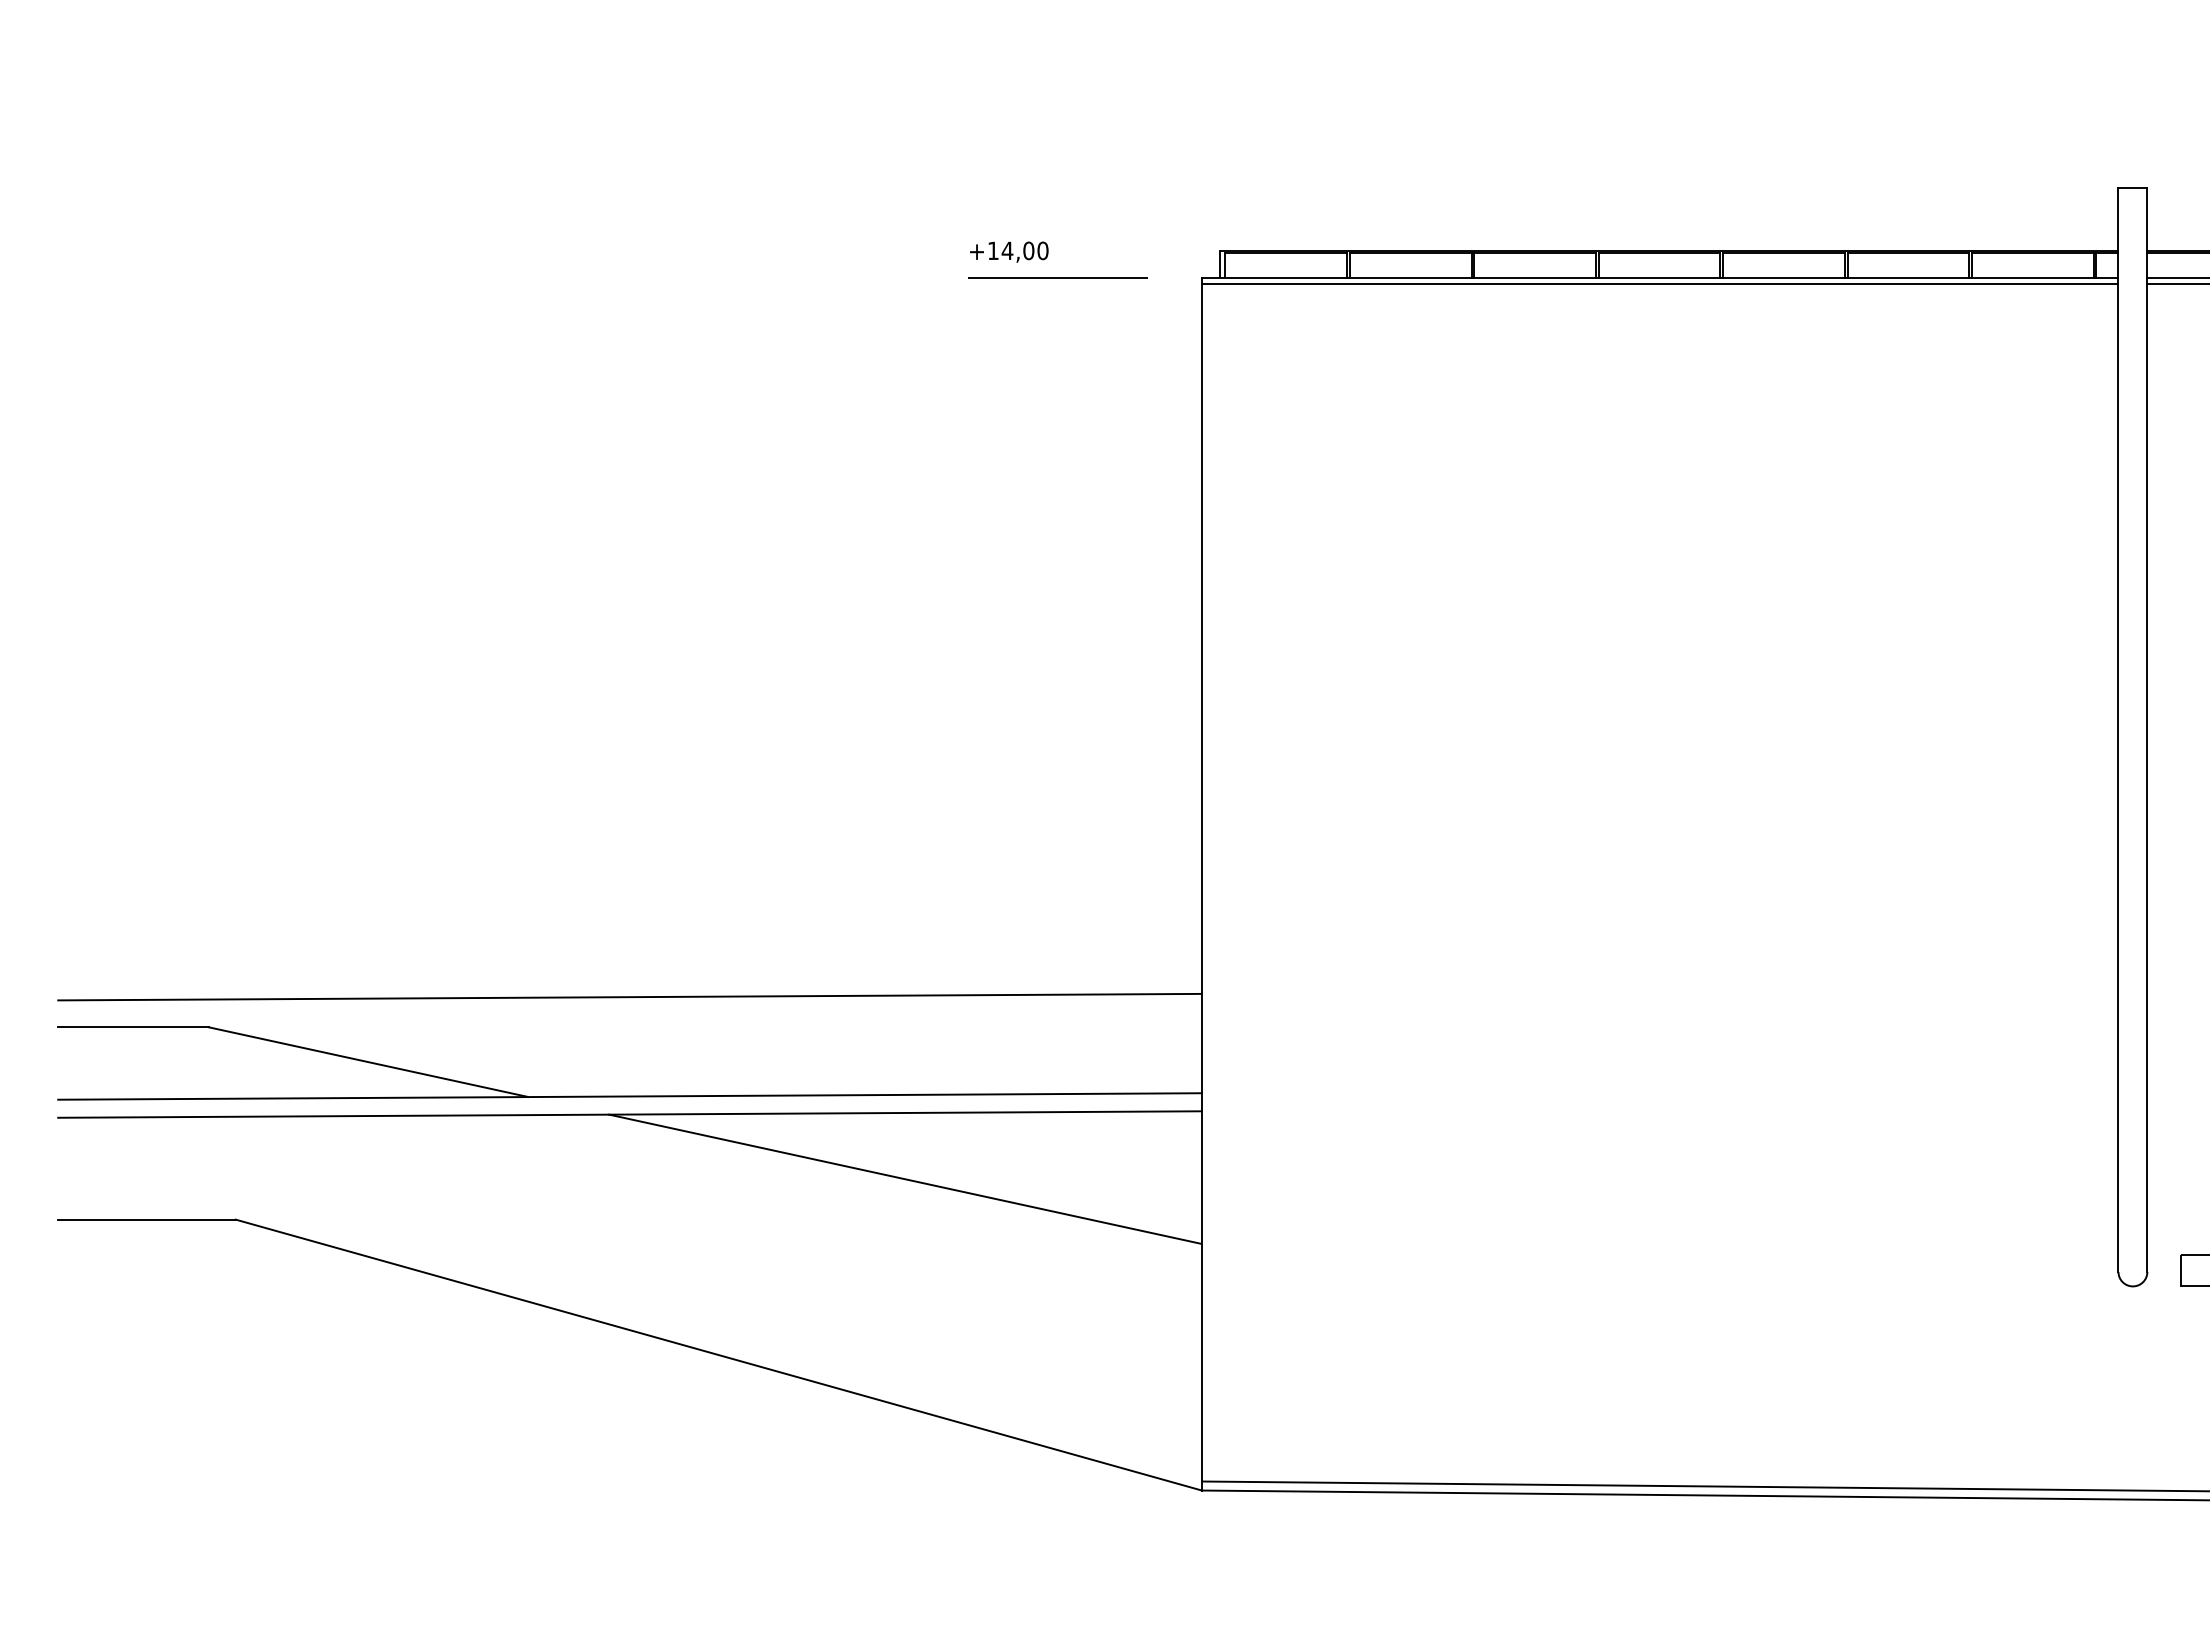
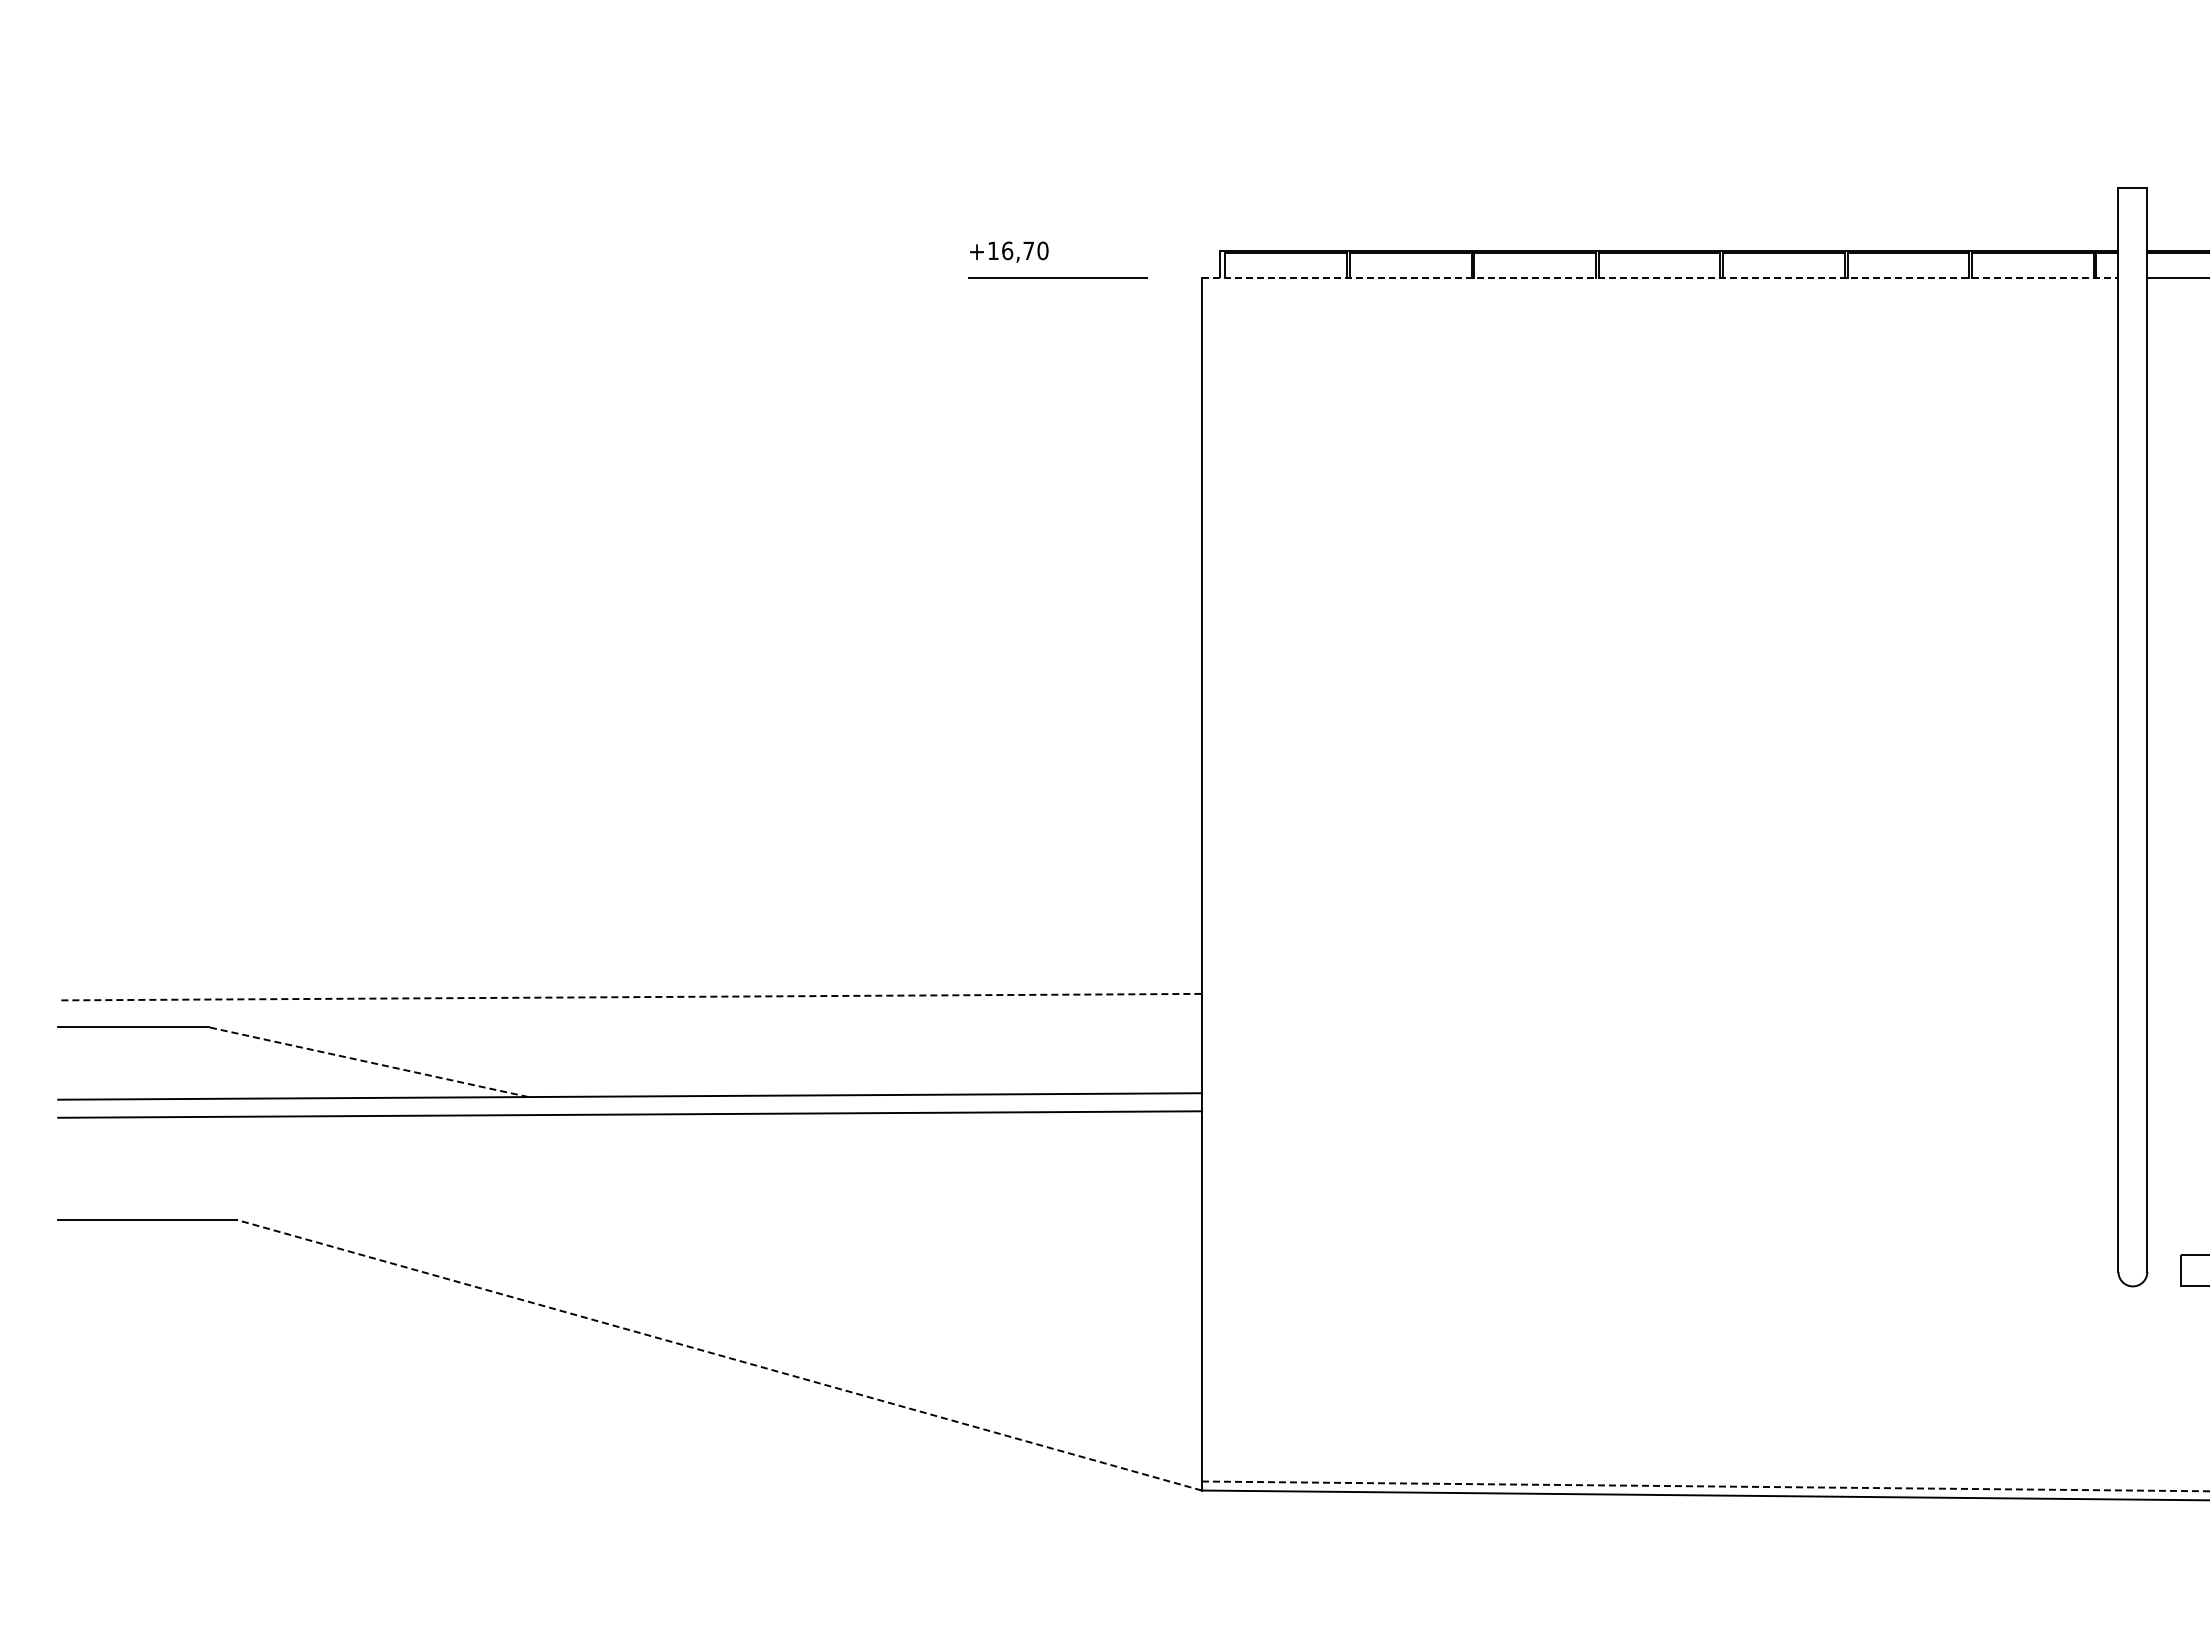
text: +14,00 -> +16,70 (1017, 250)
line: solid -> dashed (1660, 277)
line: present -> none (1659, 284)
line: present -> none (2176, 284)
line: solid -> dashed (629, 997)
line: solid -> dashed (368, 1062)
line: present -> none (905, 1178)
line: solid -> dashed (718, 1355)
line: solid -> dashed (1705, 1486)
